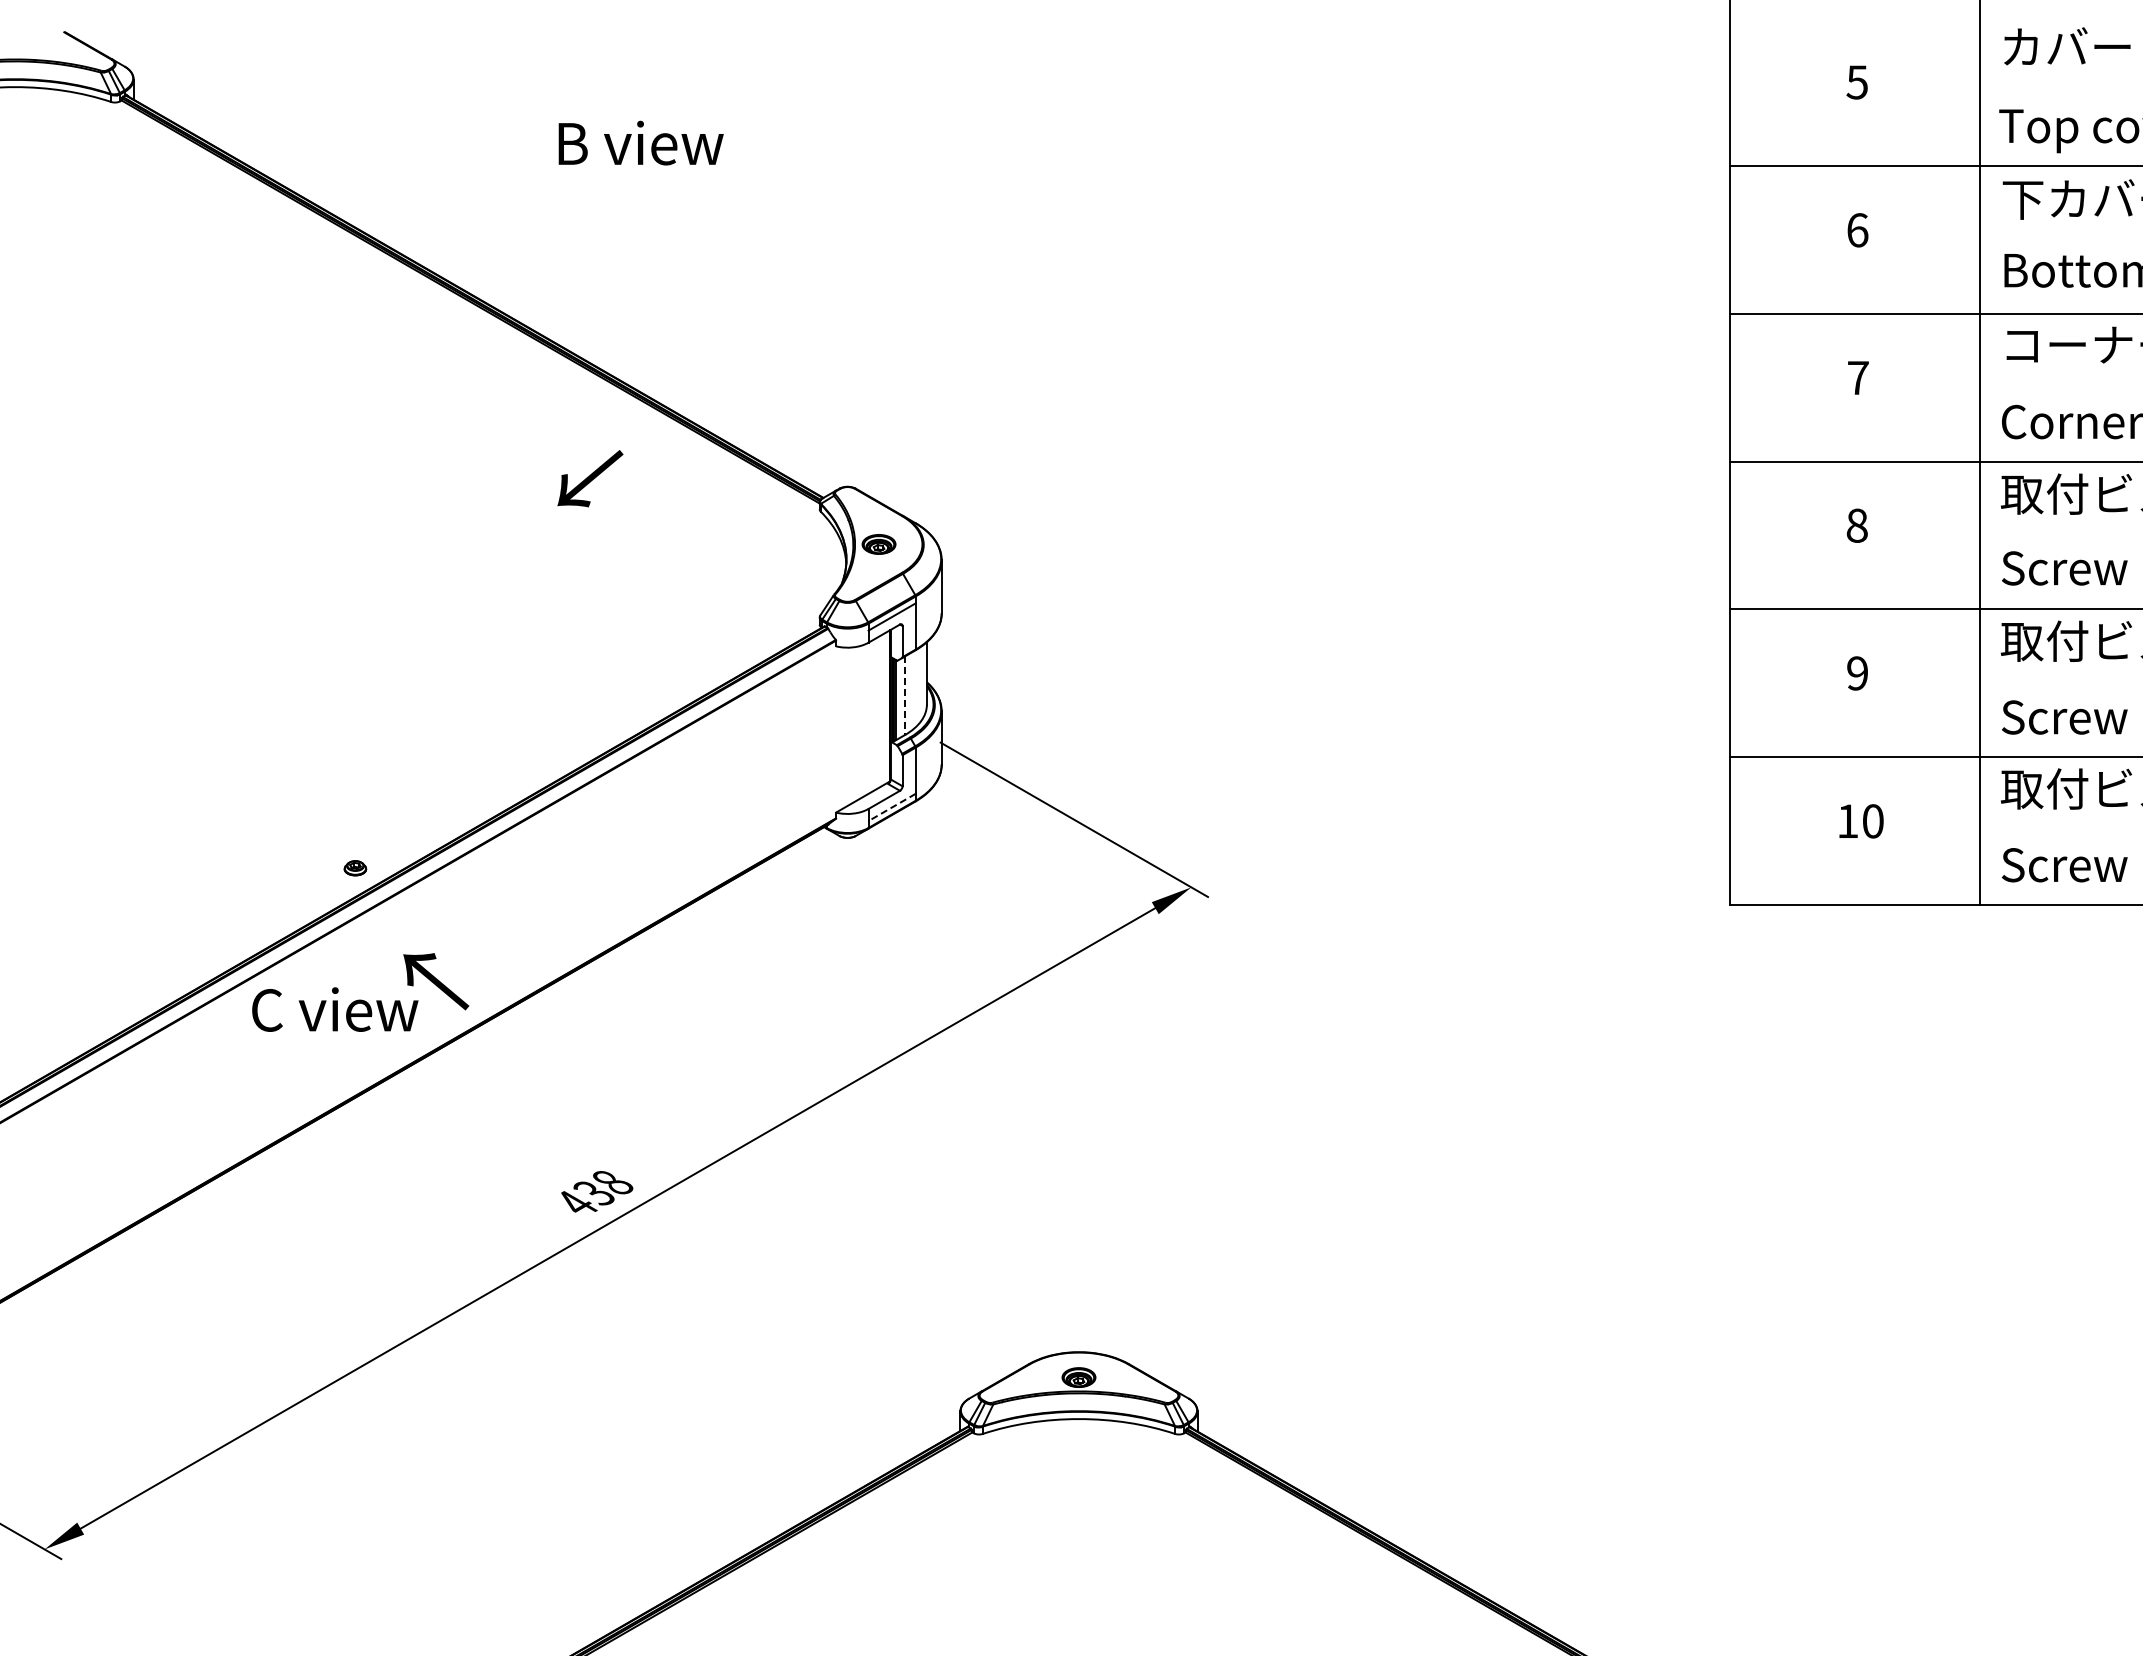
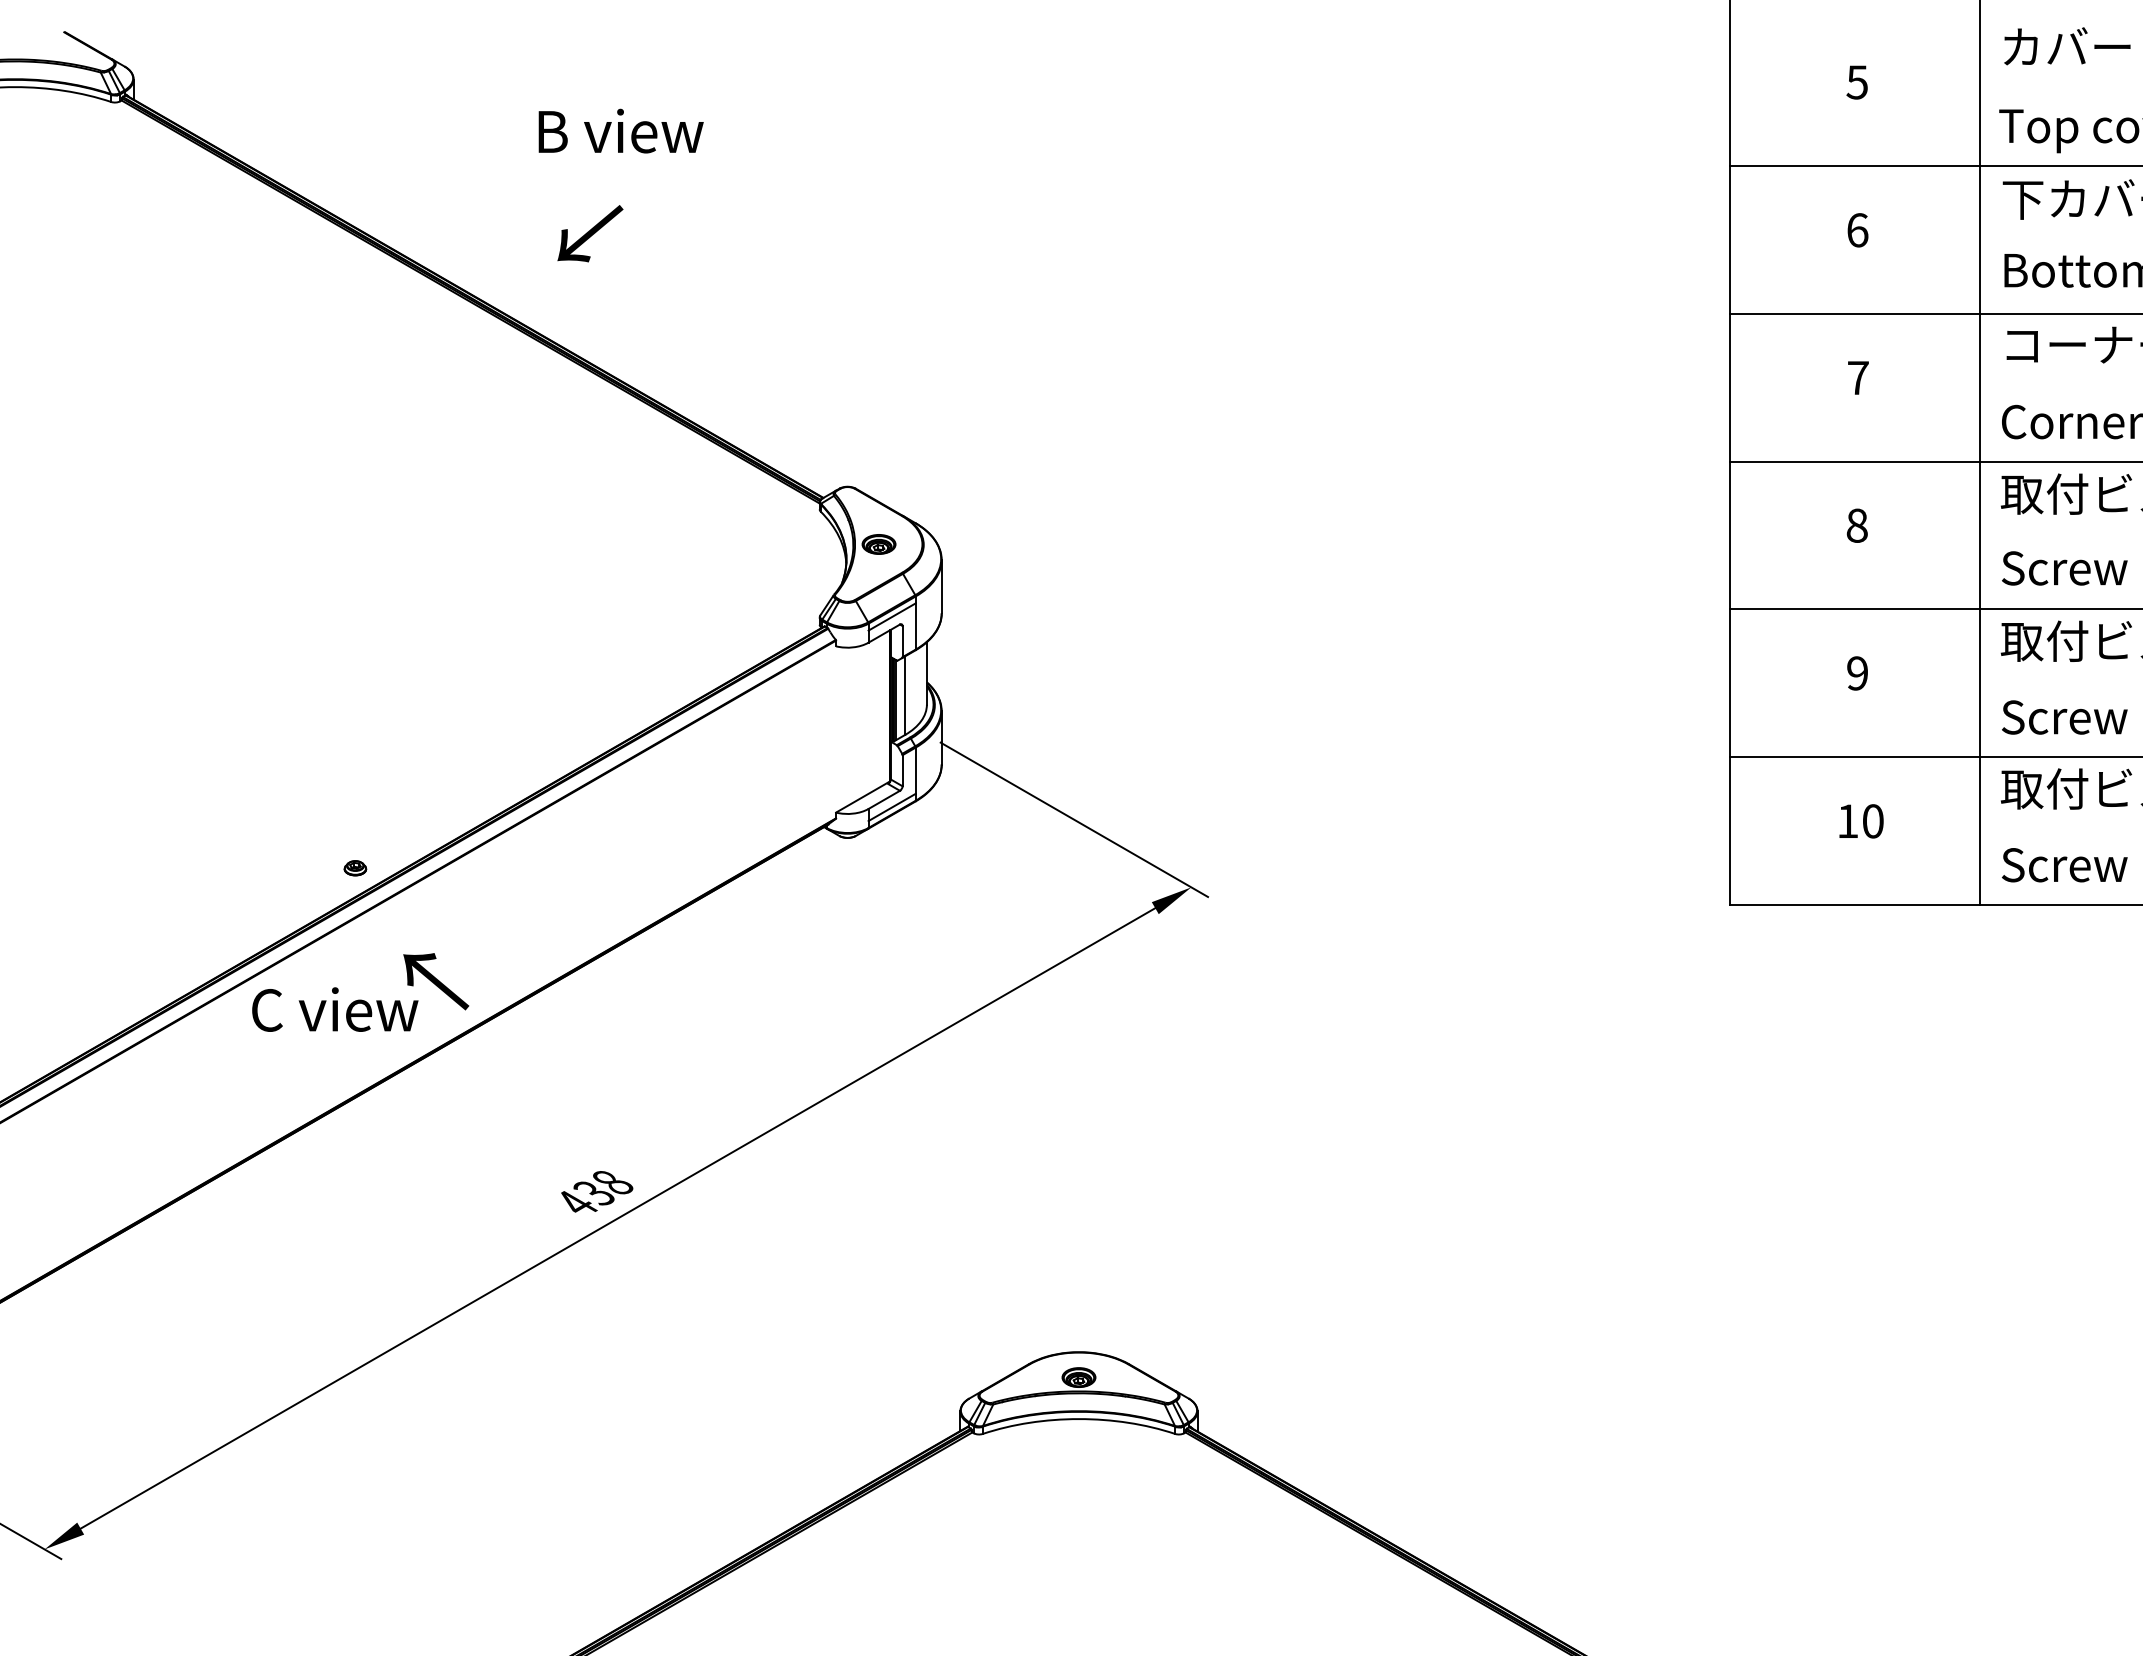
text position: (640, 142) -> (620, 130) (620, 130)
text position: (590, 478) -> (590, 233) (590, 233)
line: dashed -> solid (905, 696)
line: dashed -> solid (891, 807)
